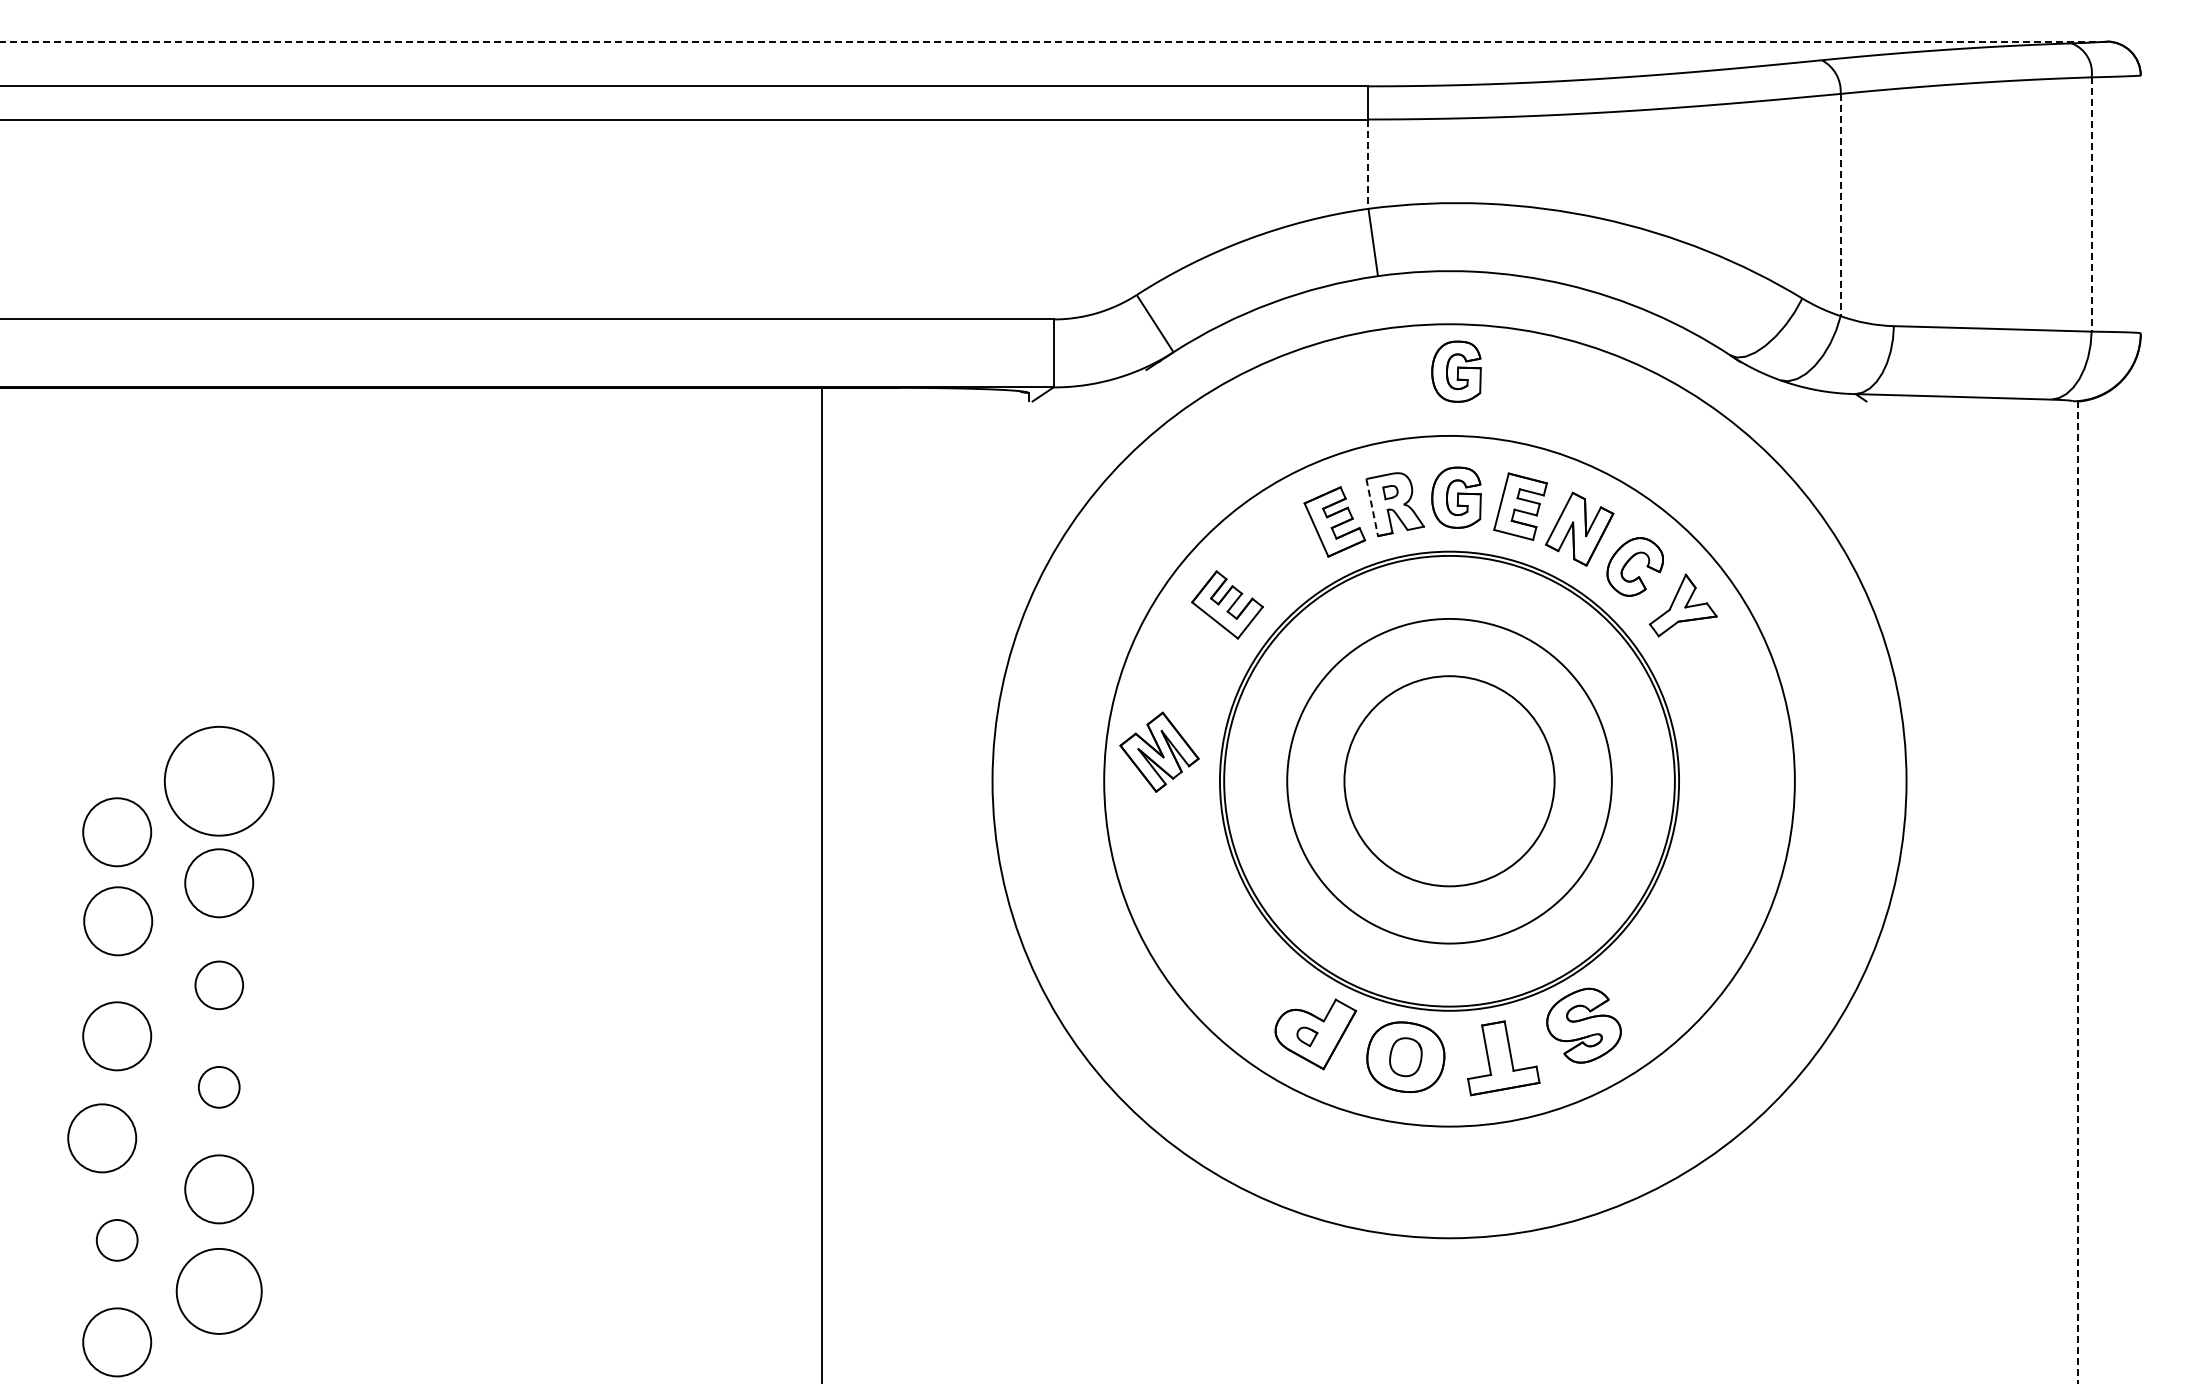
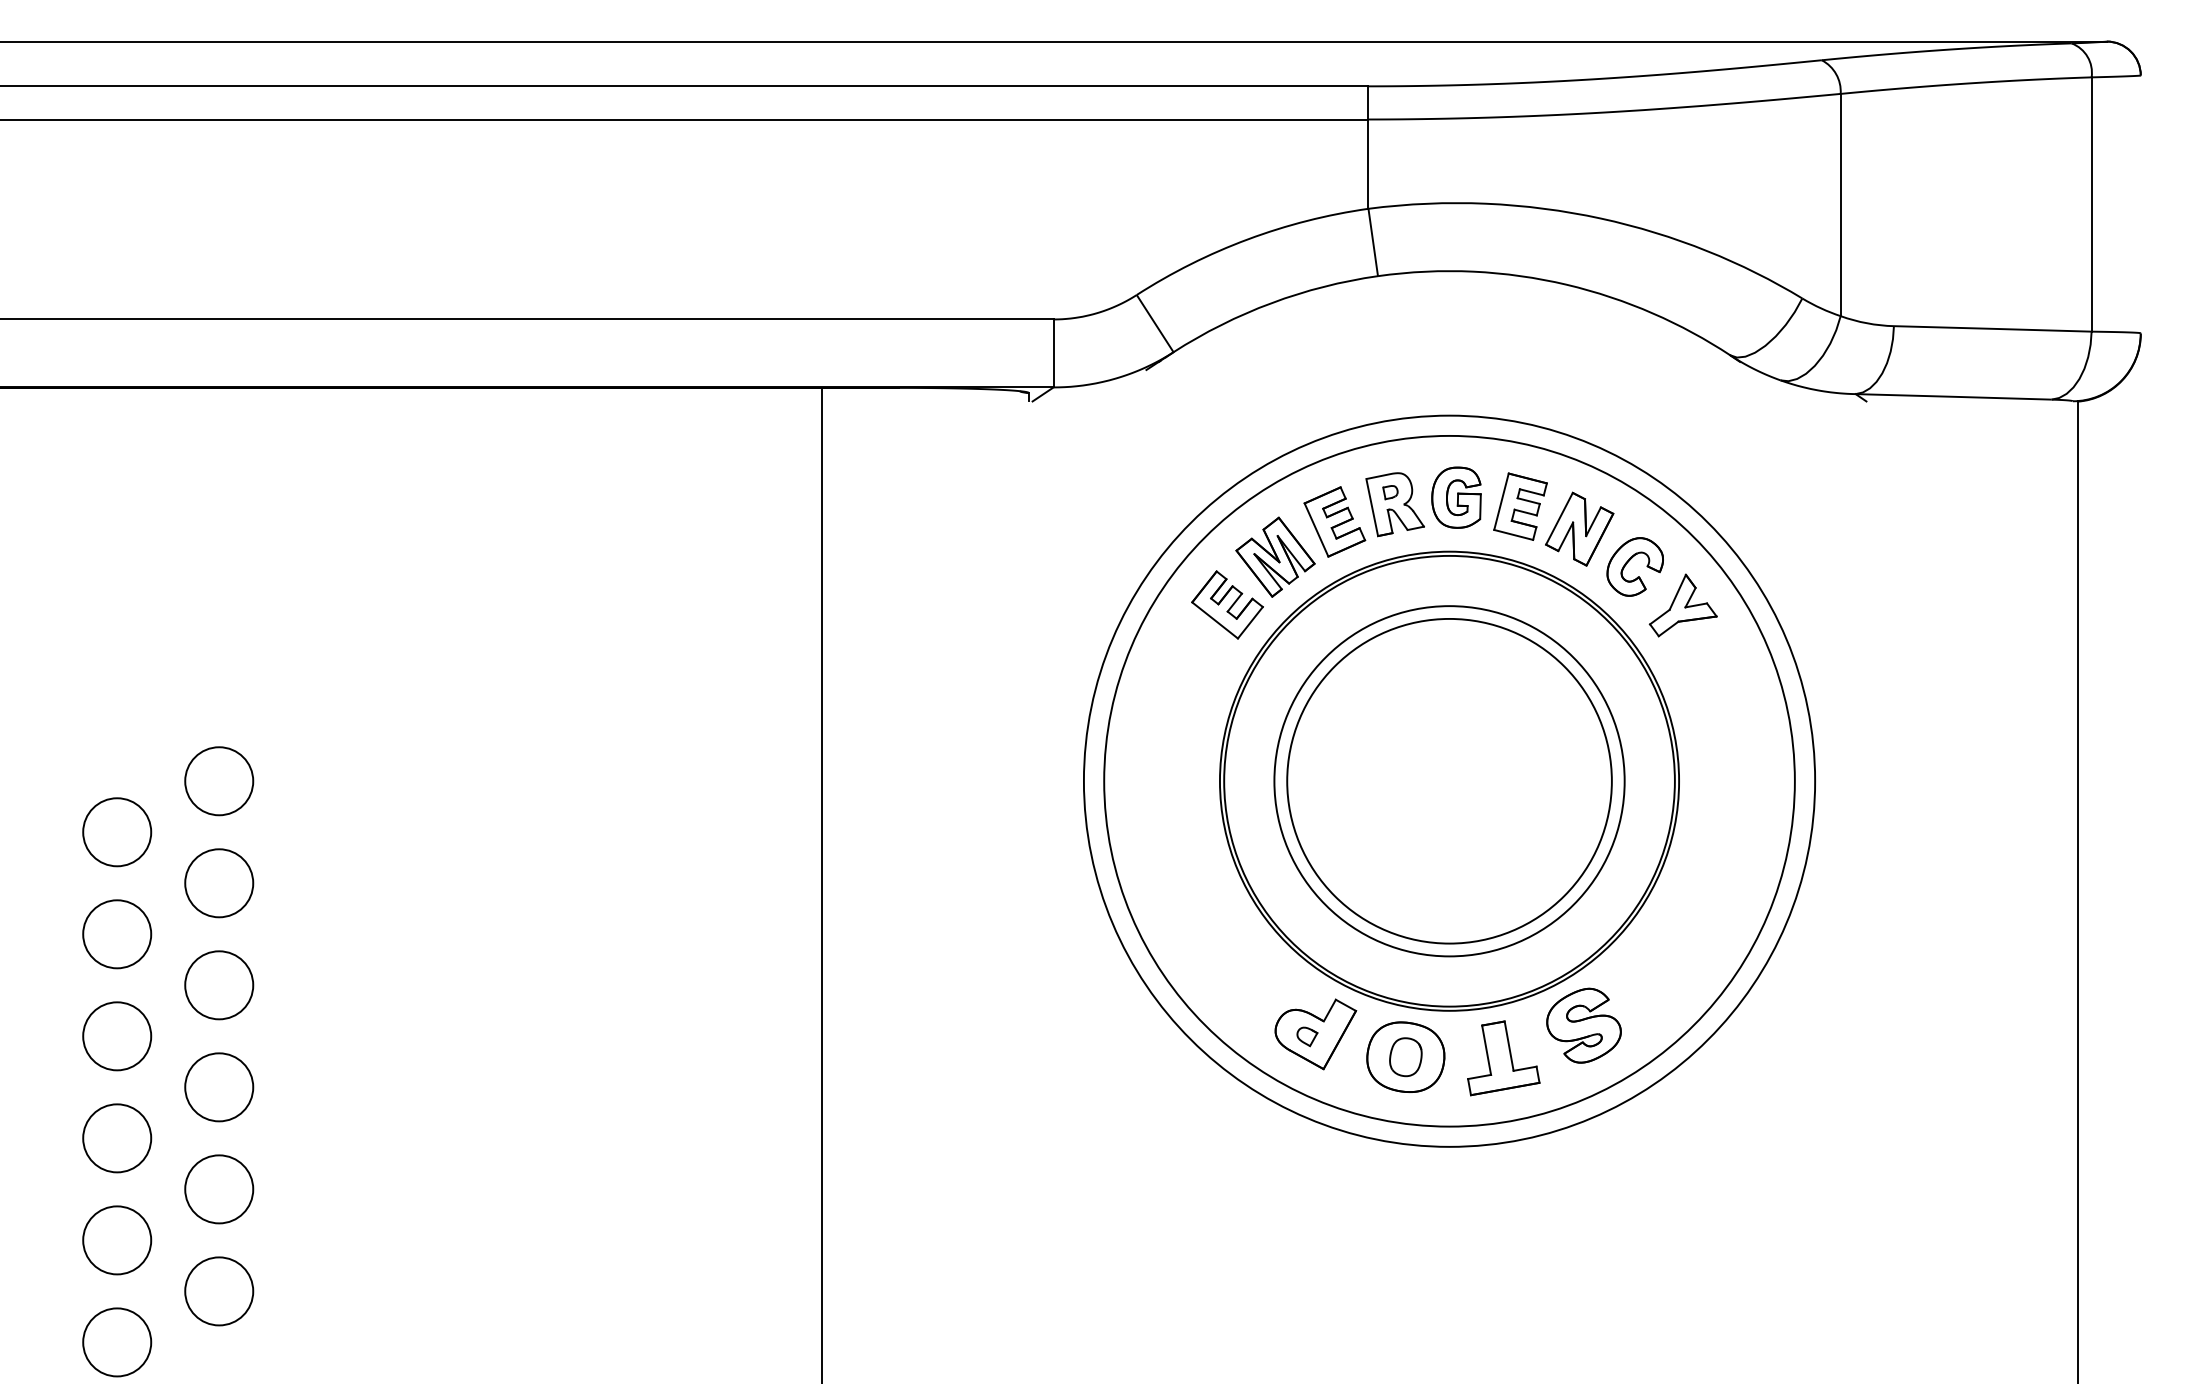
line: dashed -> solid (1053, 41)
line: dashed -> solid (1368, 164)
line: dashed -> solid (1840, 205)
line: dashed -> solid (2091, 205)
part: present -> none (1456, 371)
line: dashed -> solid (1372, 508)
part position: (1159, 751) -> (1275, 556) (1275, 556)
circle diameter: 109 px -> 68 px (219, 781)
circle diameter: 210 px -> 350 px (1449, 781)
circle diameter: 914 px -> 731 px (1449, 780)
line: dashed -> solid (2077, 892)
circle position: (118, 921) -> (117, 934) (117, 934)
circle size: 50x51 px -> 71x71 px (219, 985)
circle diameter: 41 px -> 68 px (219, 1087)
circle position: (102, 1138) -> (117, 1138) (117, 1138)
circle diameter: 41 px -> 68 px (117, 1240)
circle diameter: 85 px -> 68 px (219, 1291)
